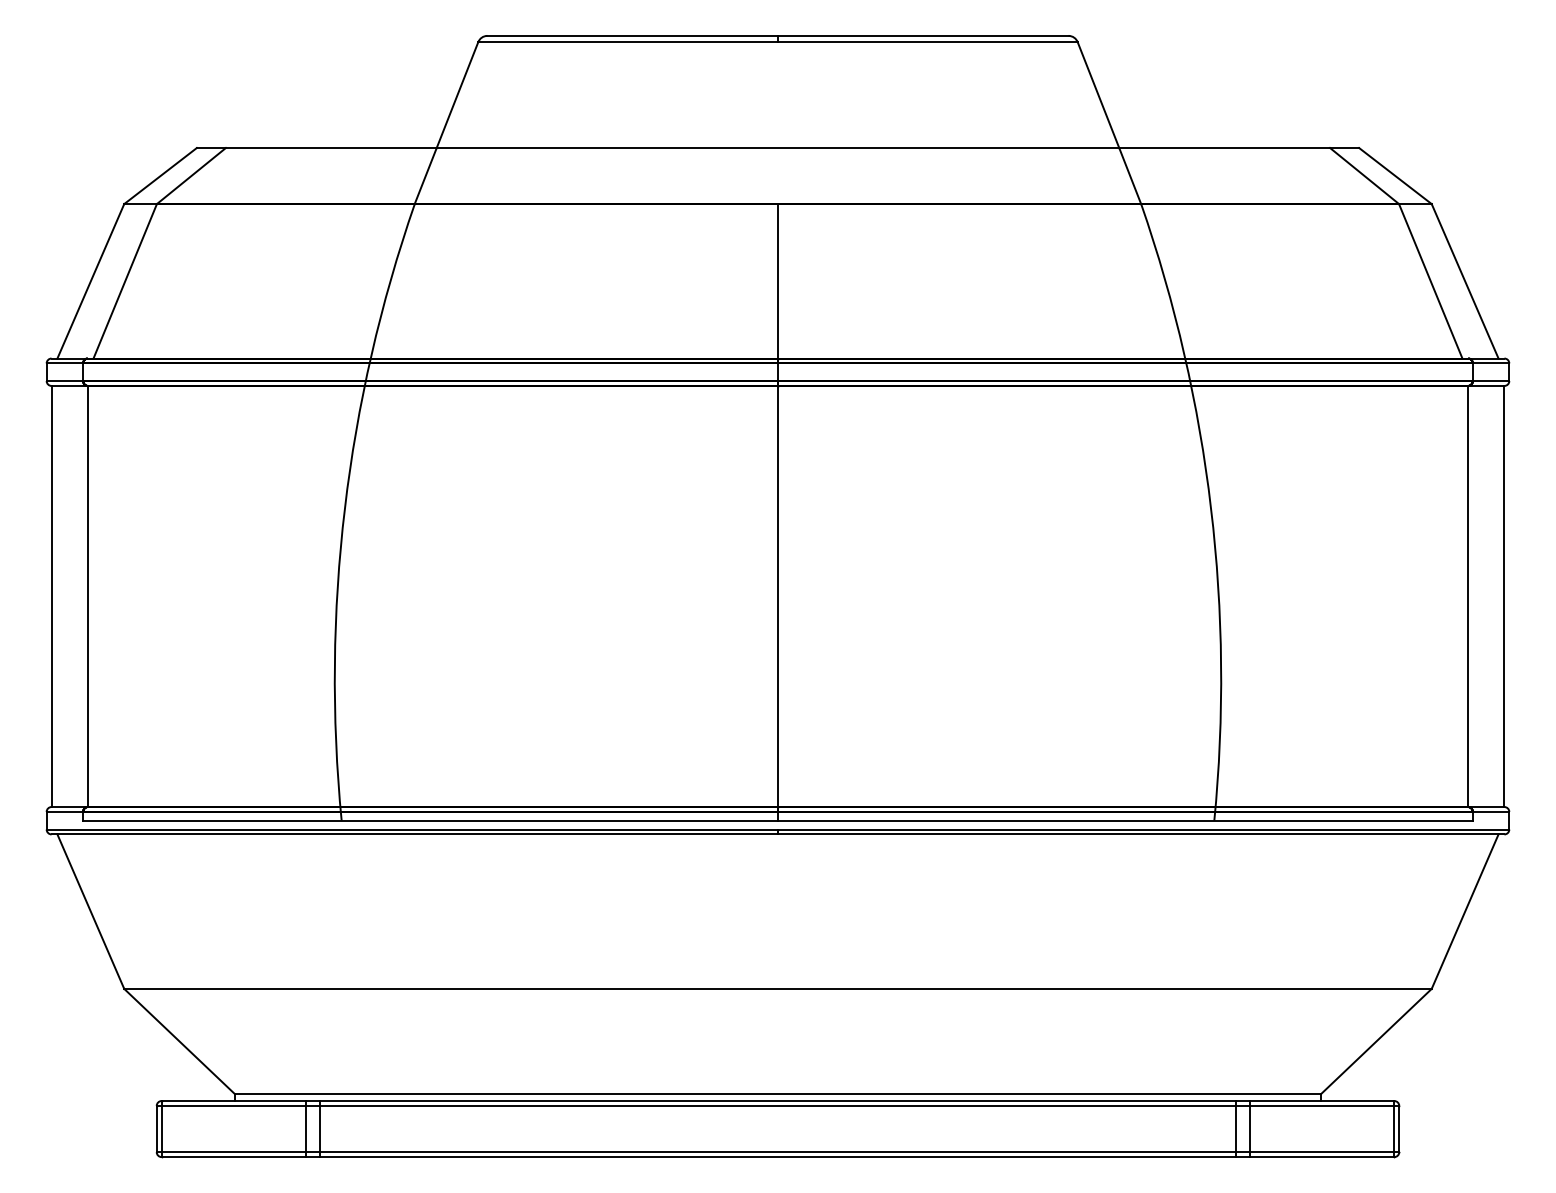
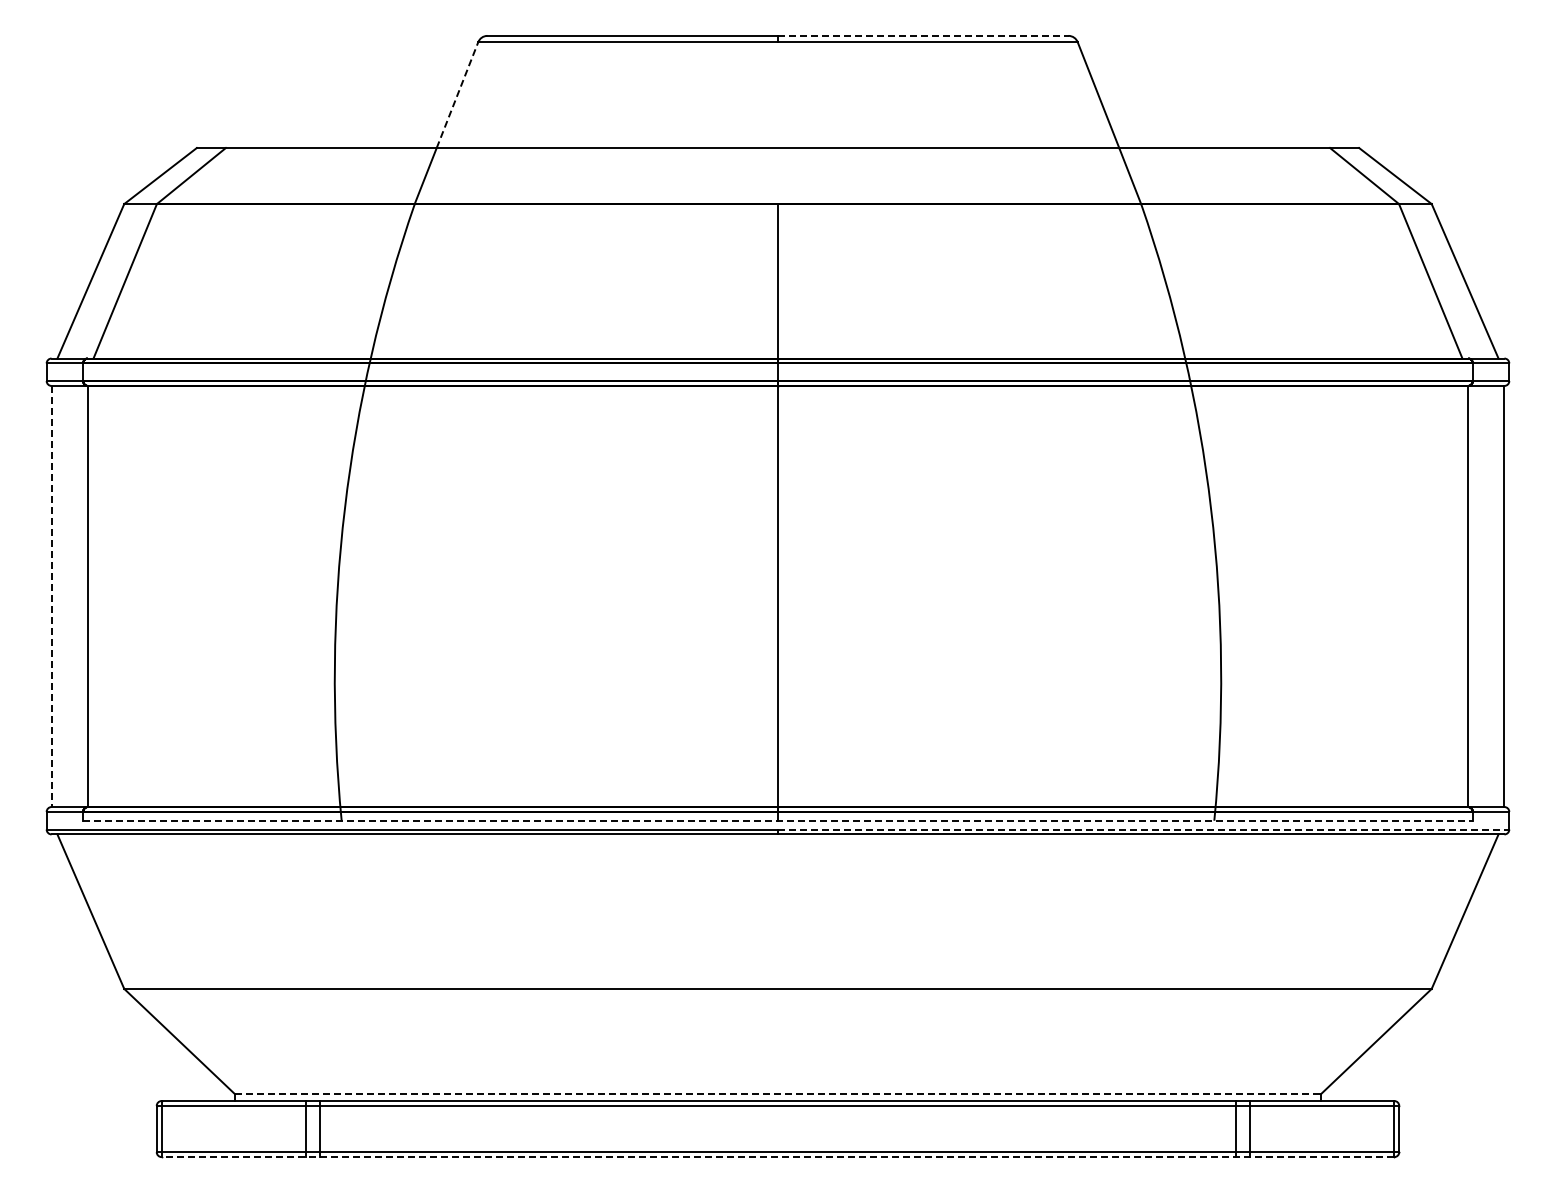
line: solid -> dashed (923, 35)
line: solid -> dashed (457, 95)
line: solid -> dashed (51, 596)
line: solid -> dashed (778, 820)
line: solid -> dashed (1143, 829)
line: solid -> dashed (778, 1094)
line: solid -> dashed (777, 1157)
